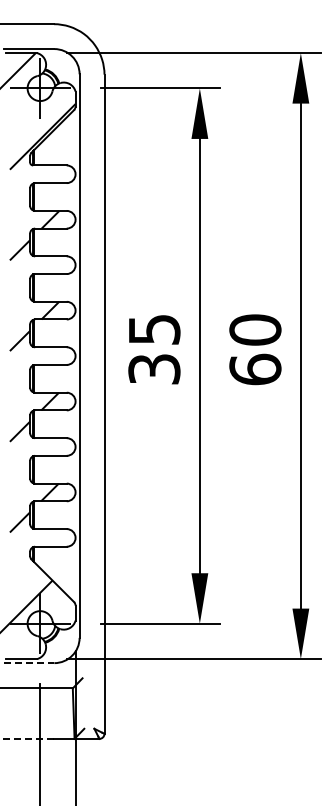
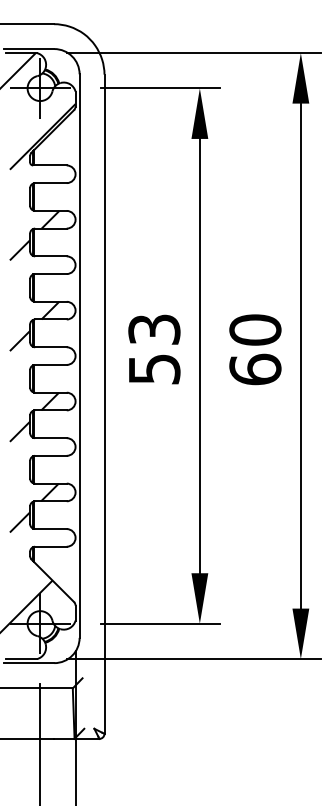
text: 35 -> 53 (153, 348)
line: dashed -> solid (29, 663)
line: dashed -> solid (27, 738)
